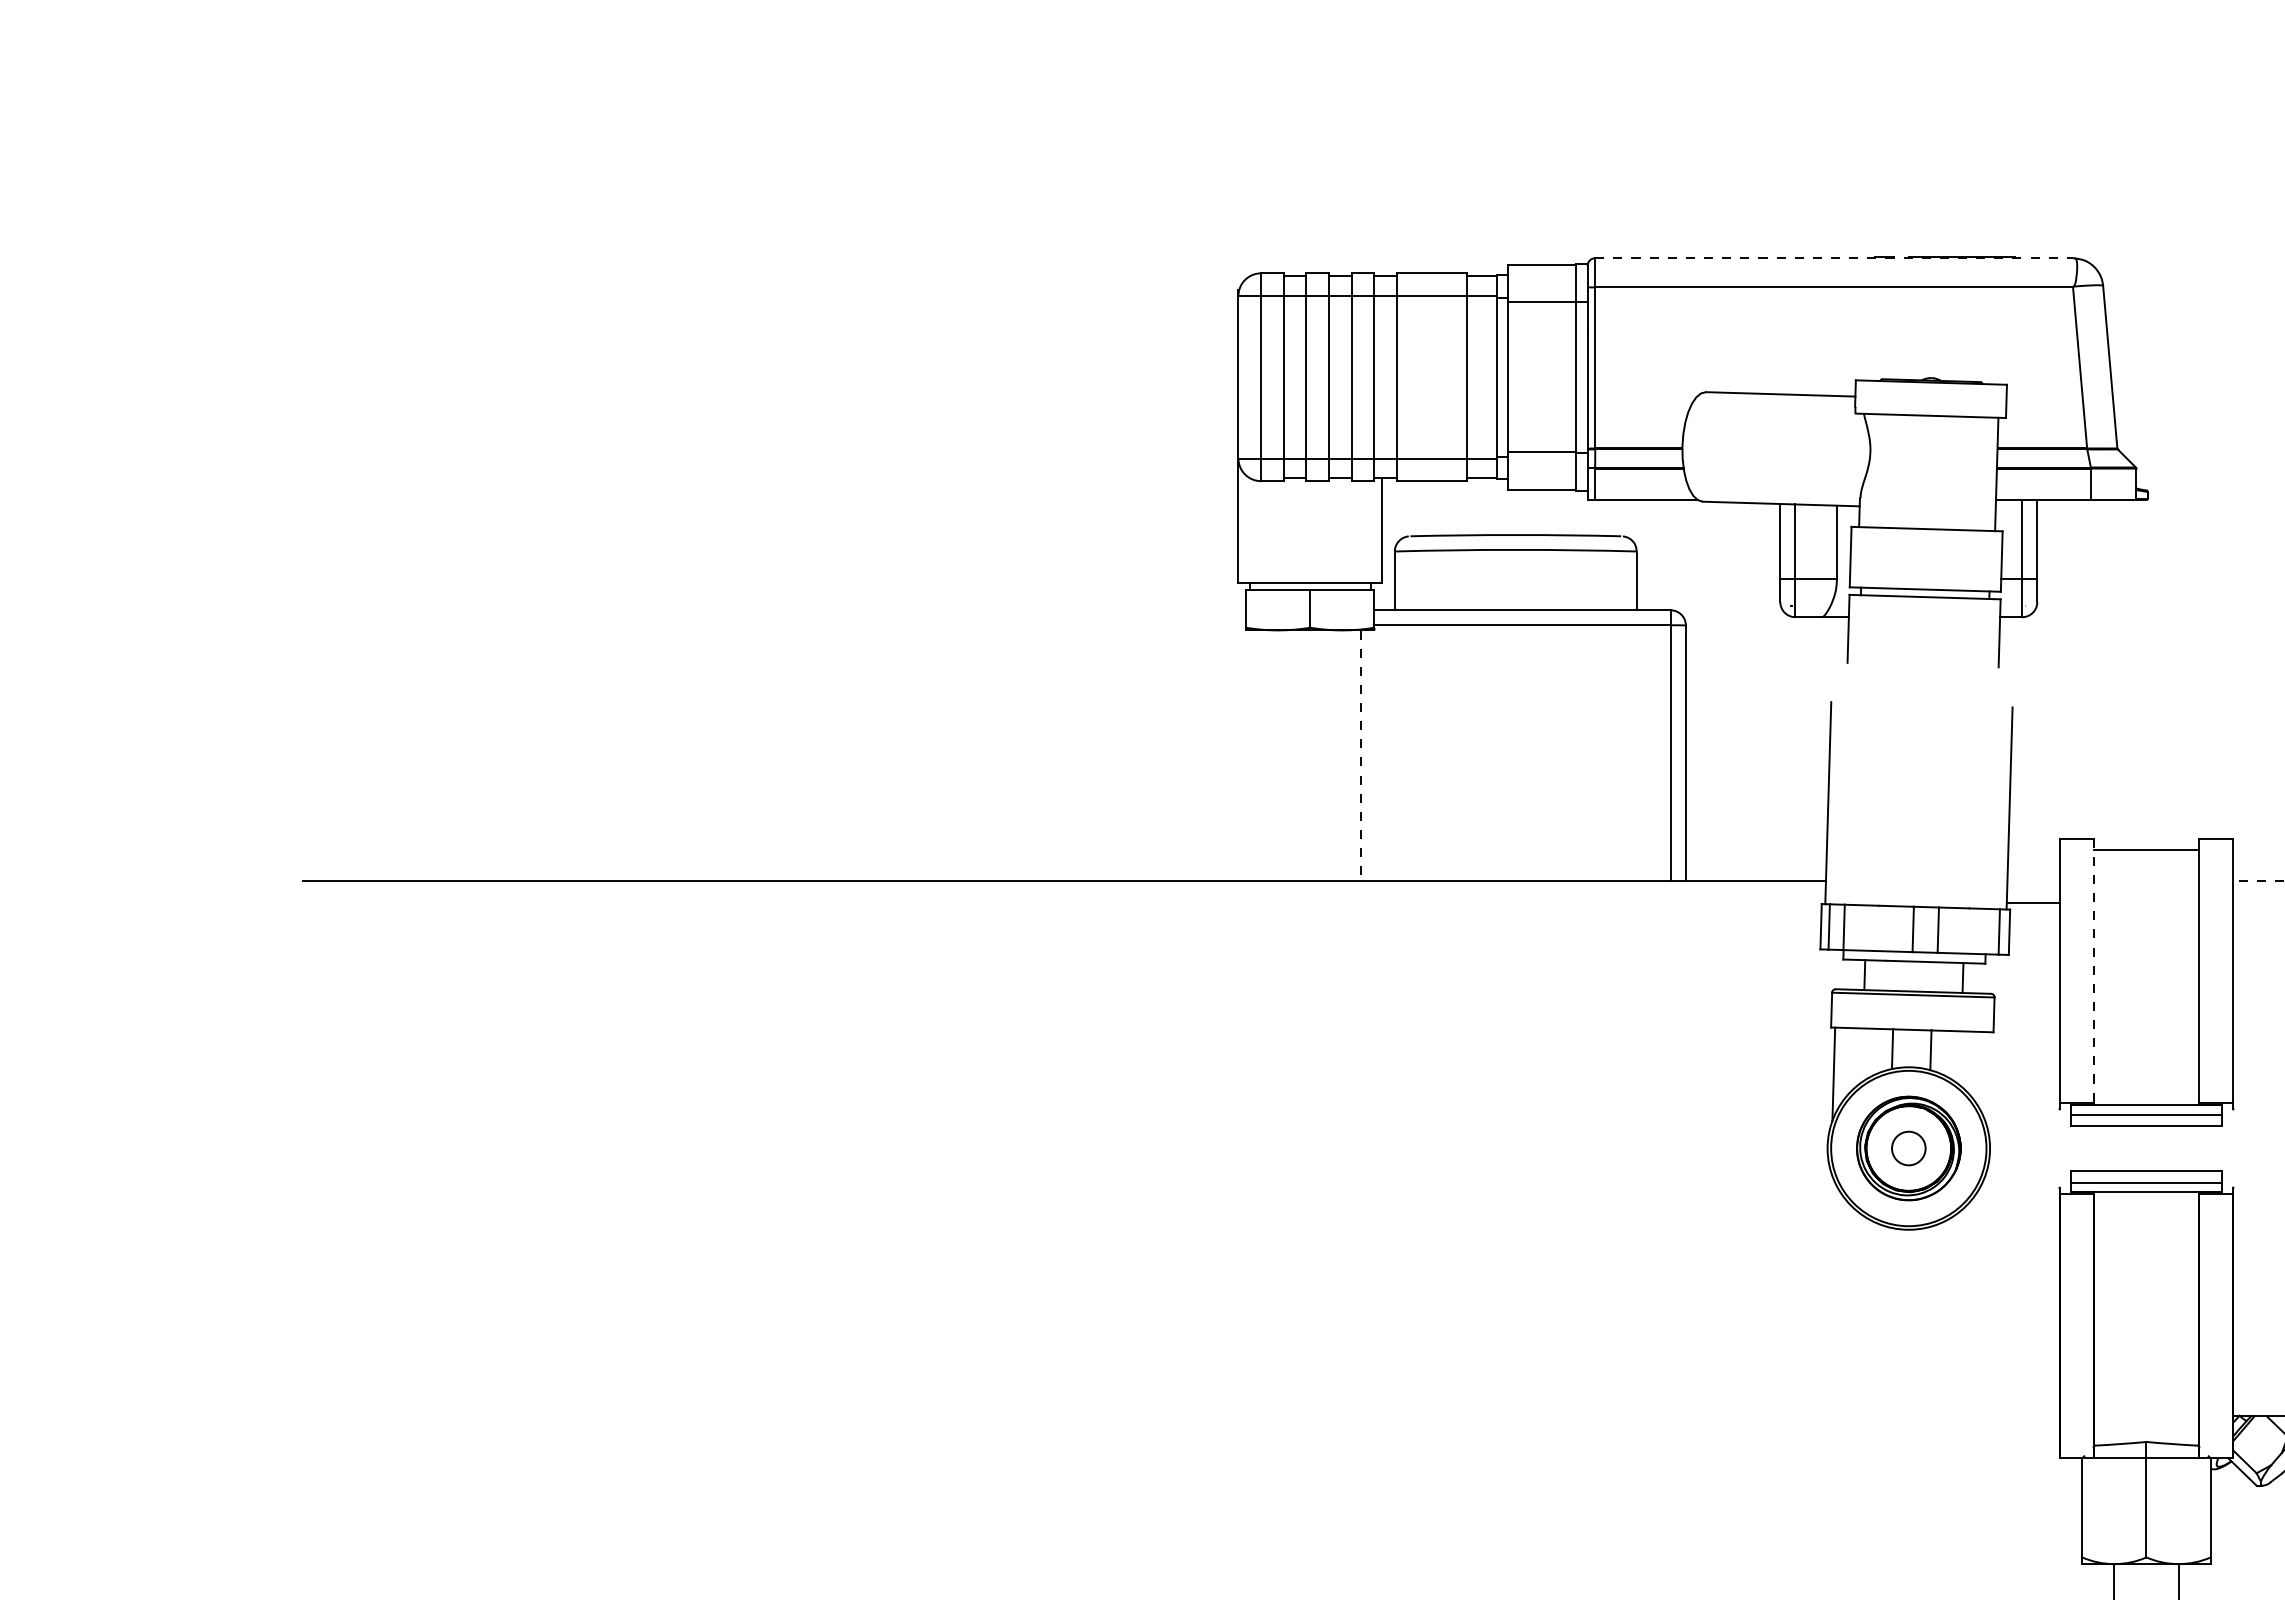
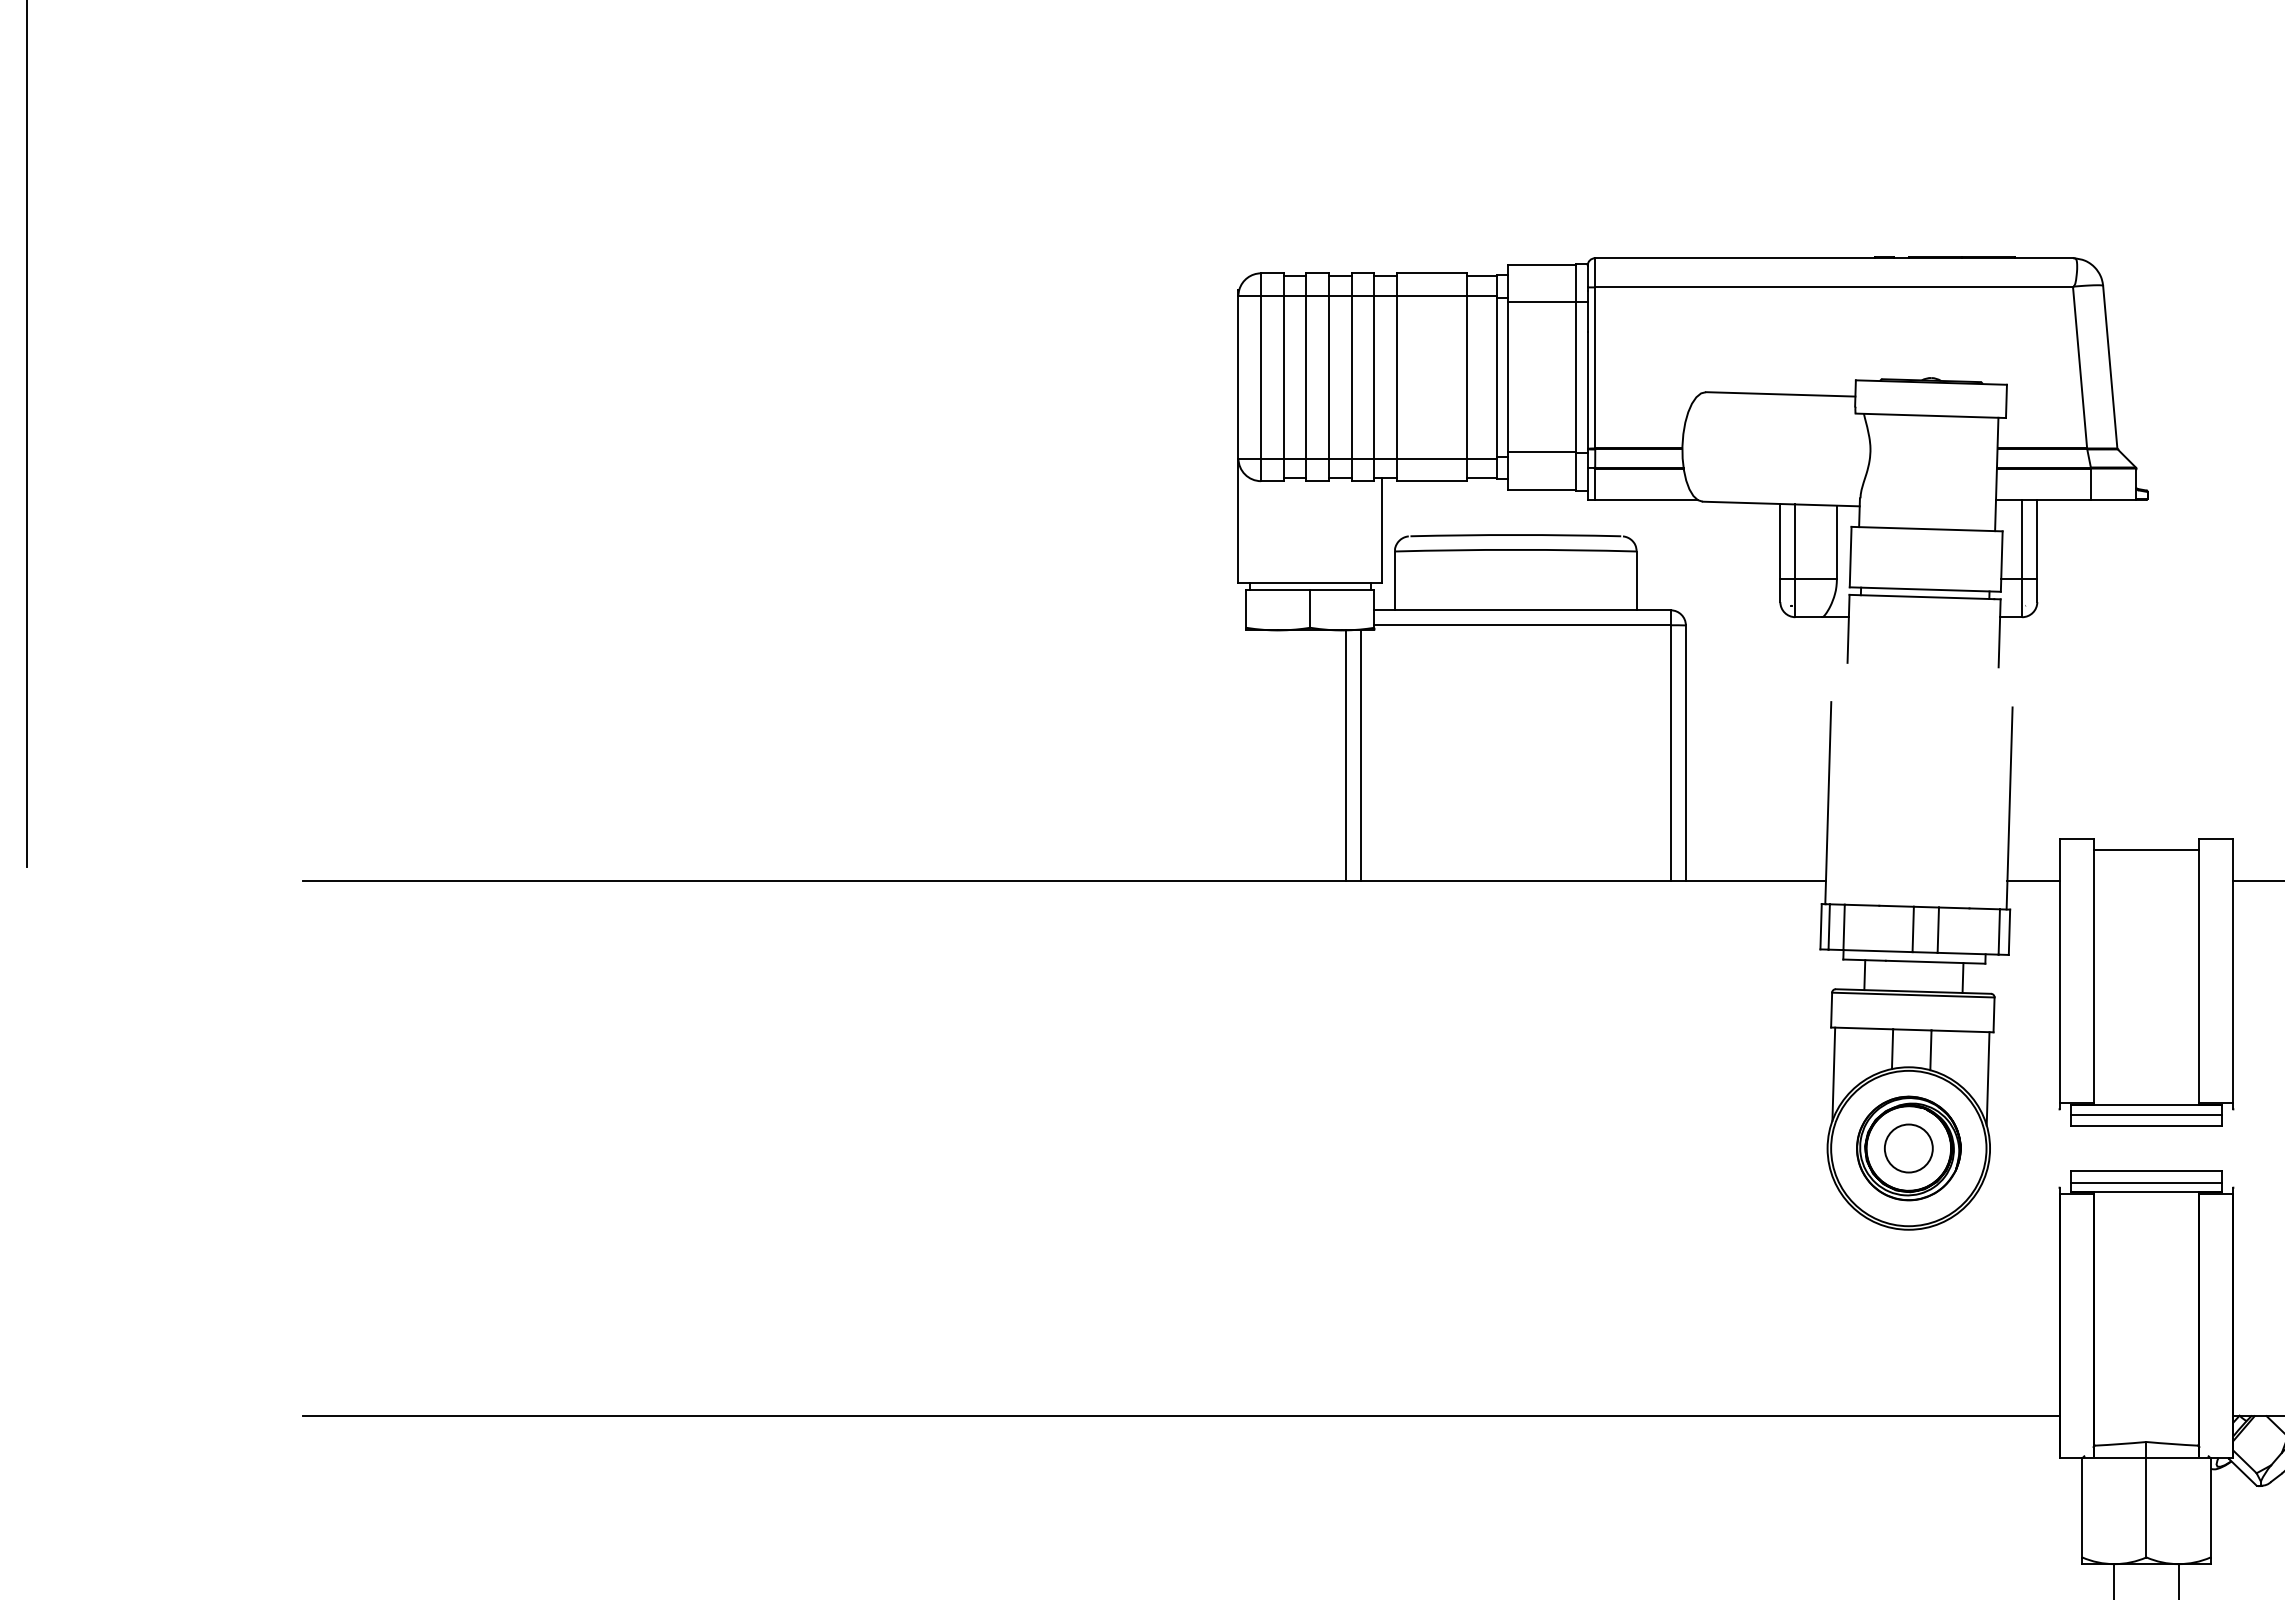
line: dashed -> solid (1834, 258)
line: none -> present (26, 434)
line: none -> present (1345, 755)
line: dashed -> solid (1360, 756)
line: dashed -> solid (2258, 880)
line position: (2033, 902) -> (2033, 880) (2033, 880)
line: dashed -> solid (2093, 971)
line: none -> present (1987, 1078)
circle diameter: 34 px -> 48 px (1908, 1148)
line: none -> present (1180, 1416)
